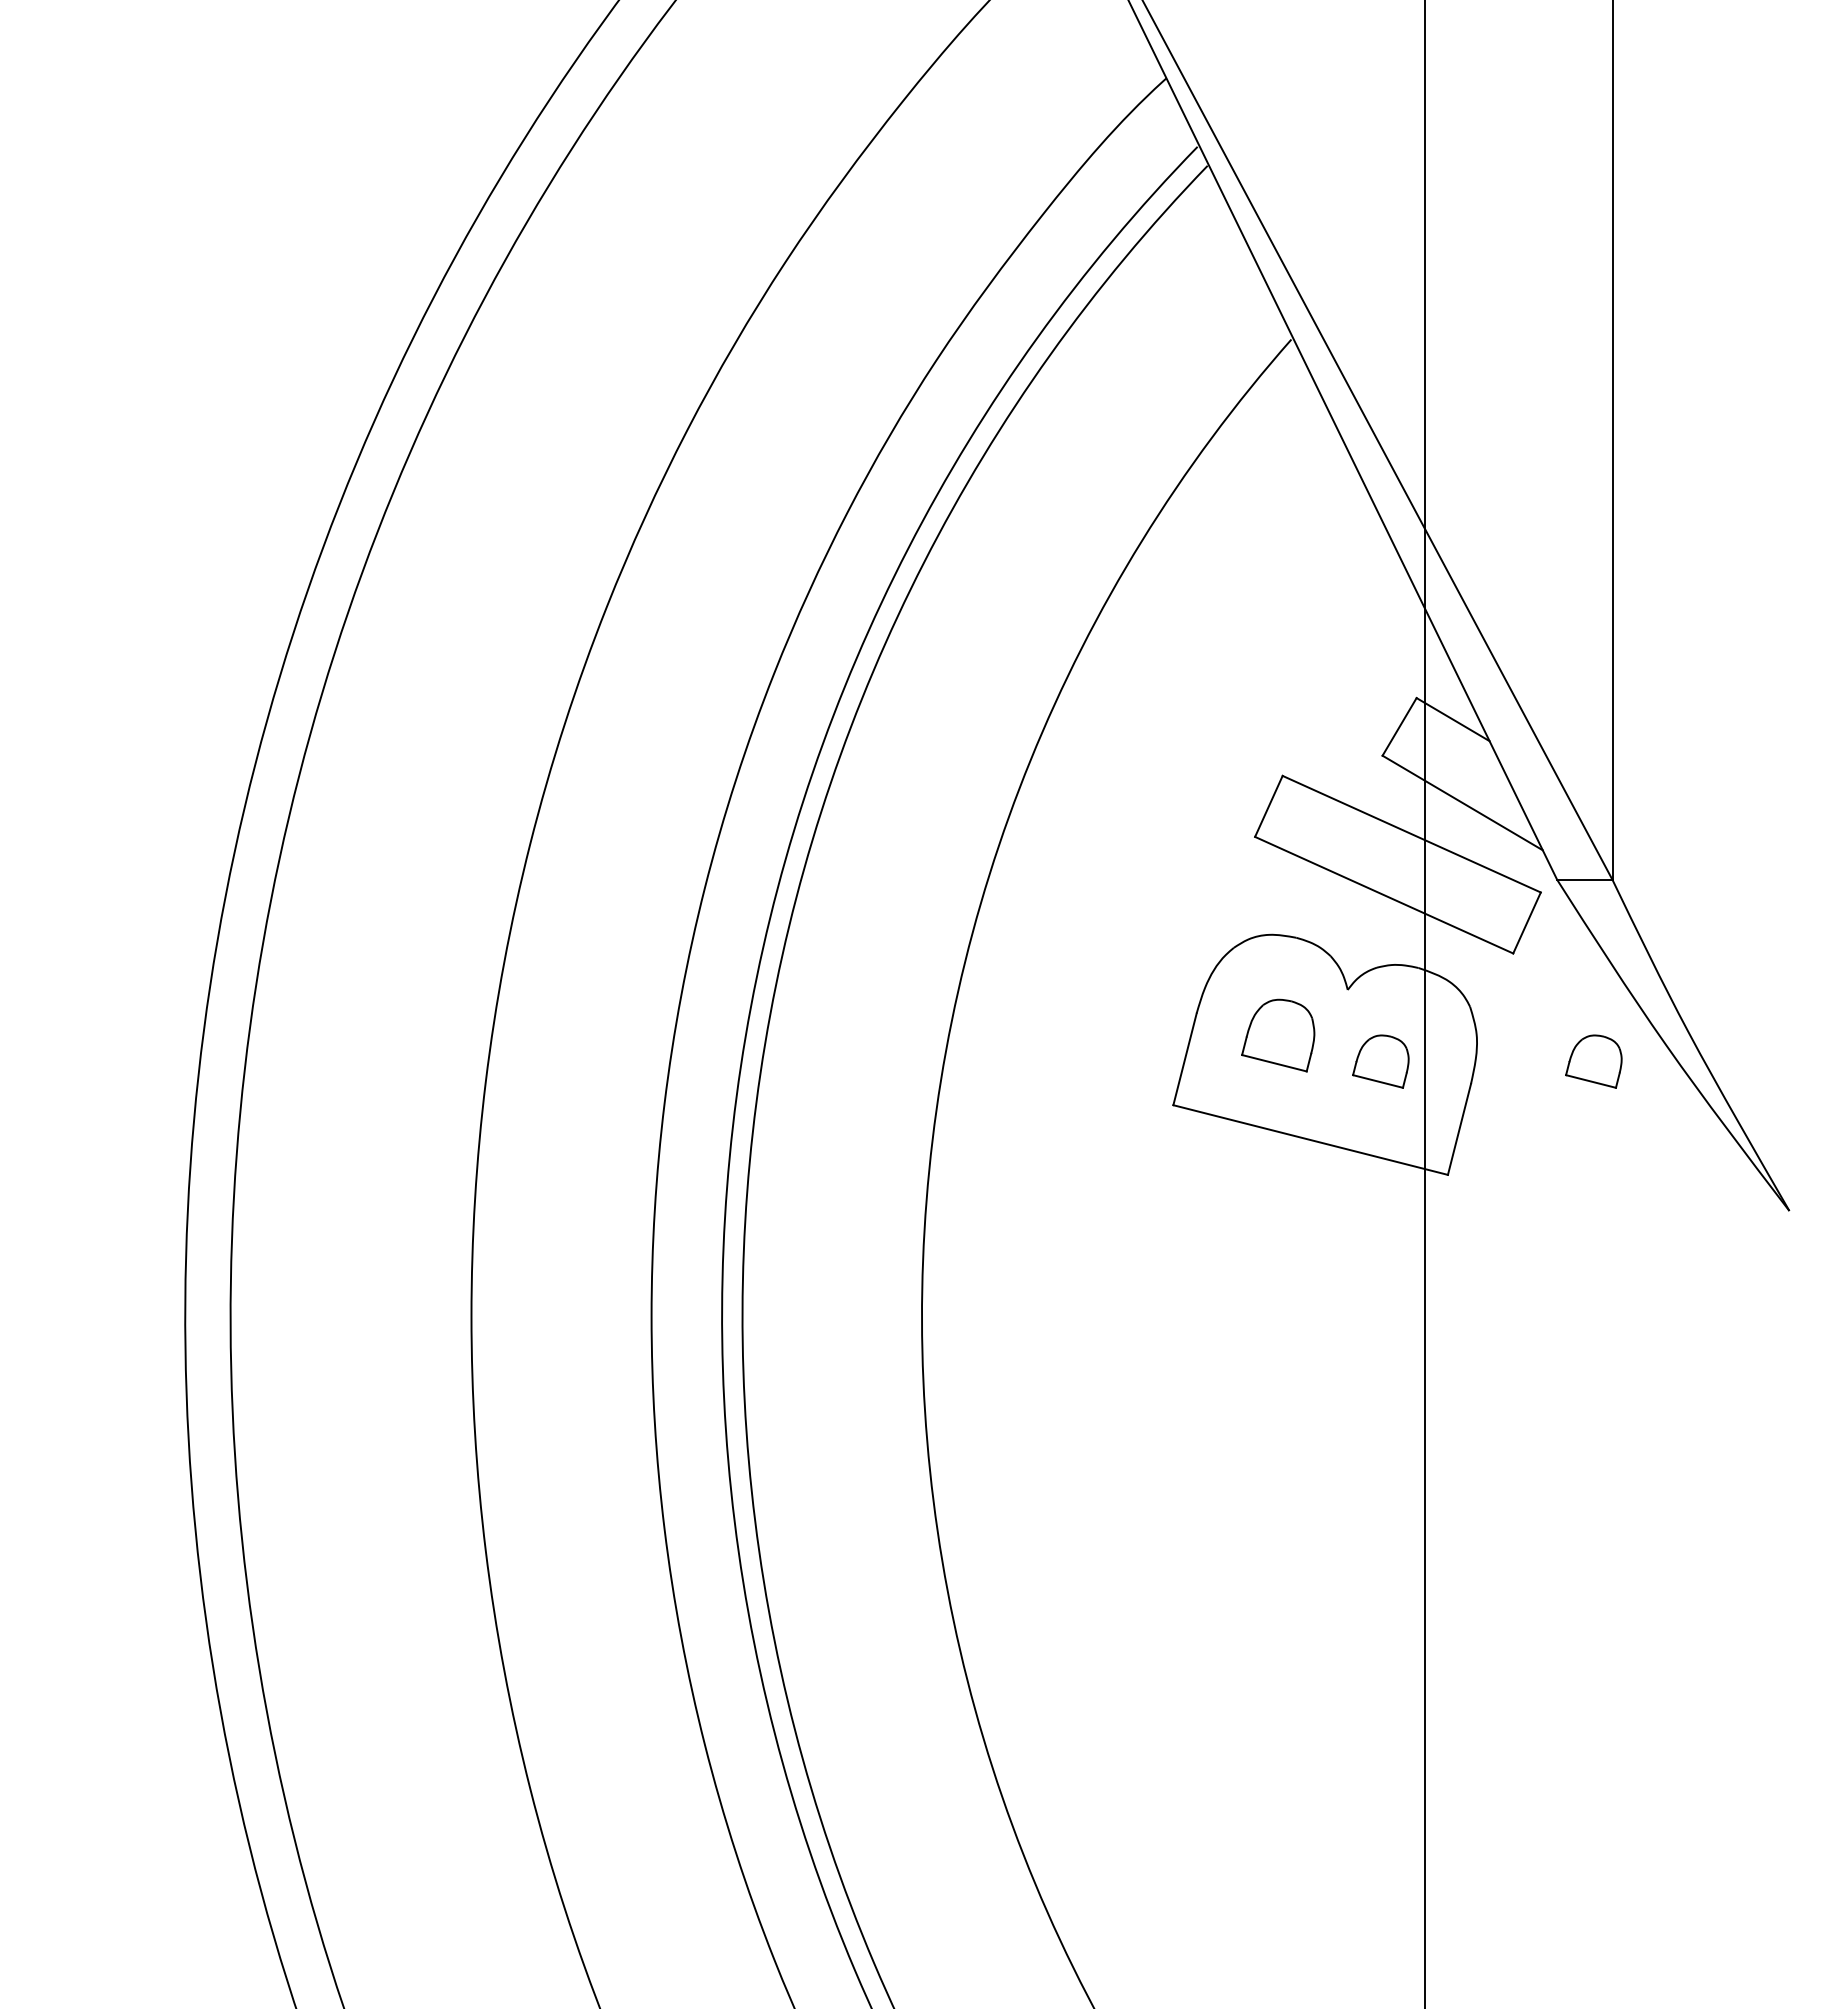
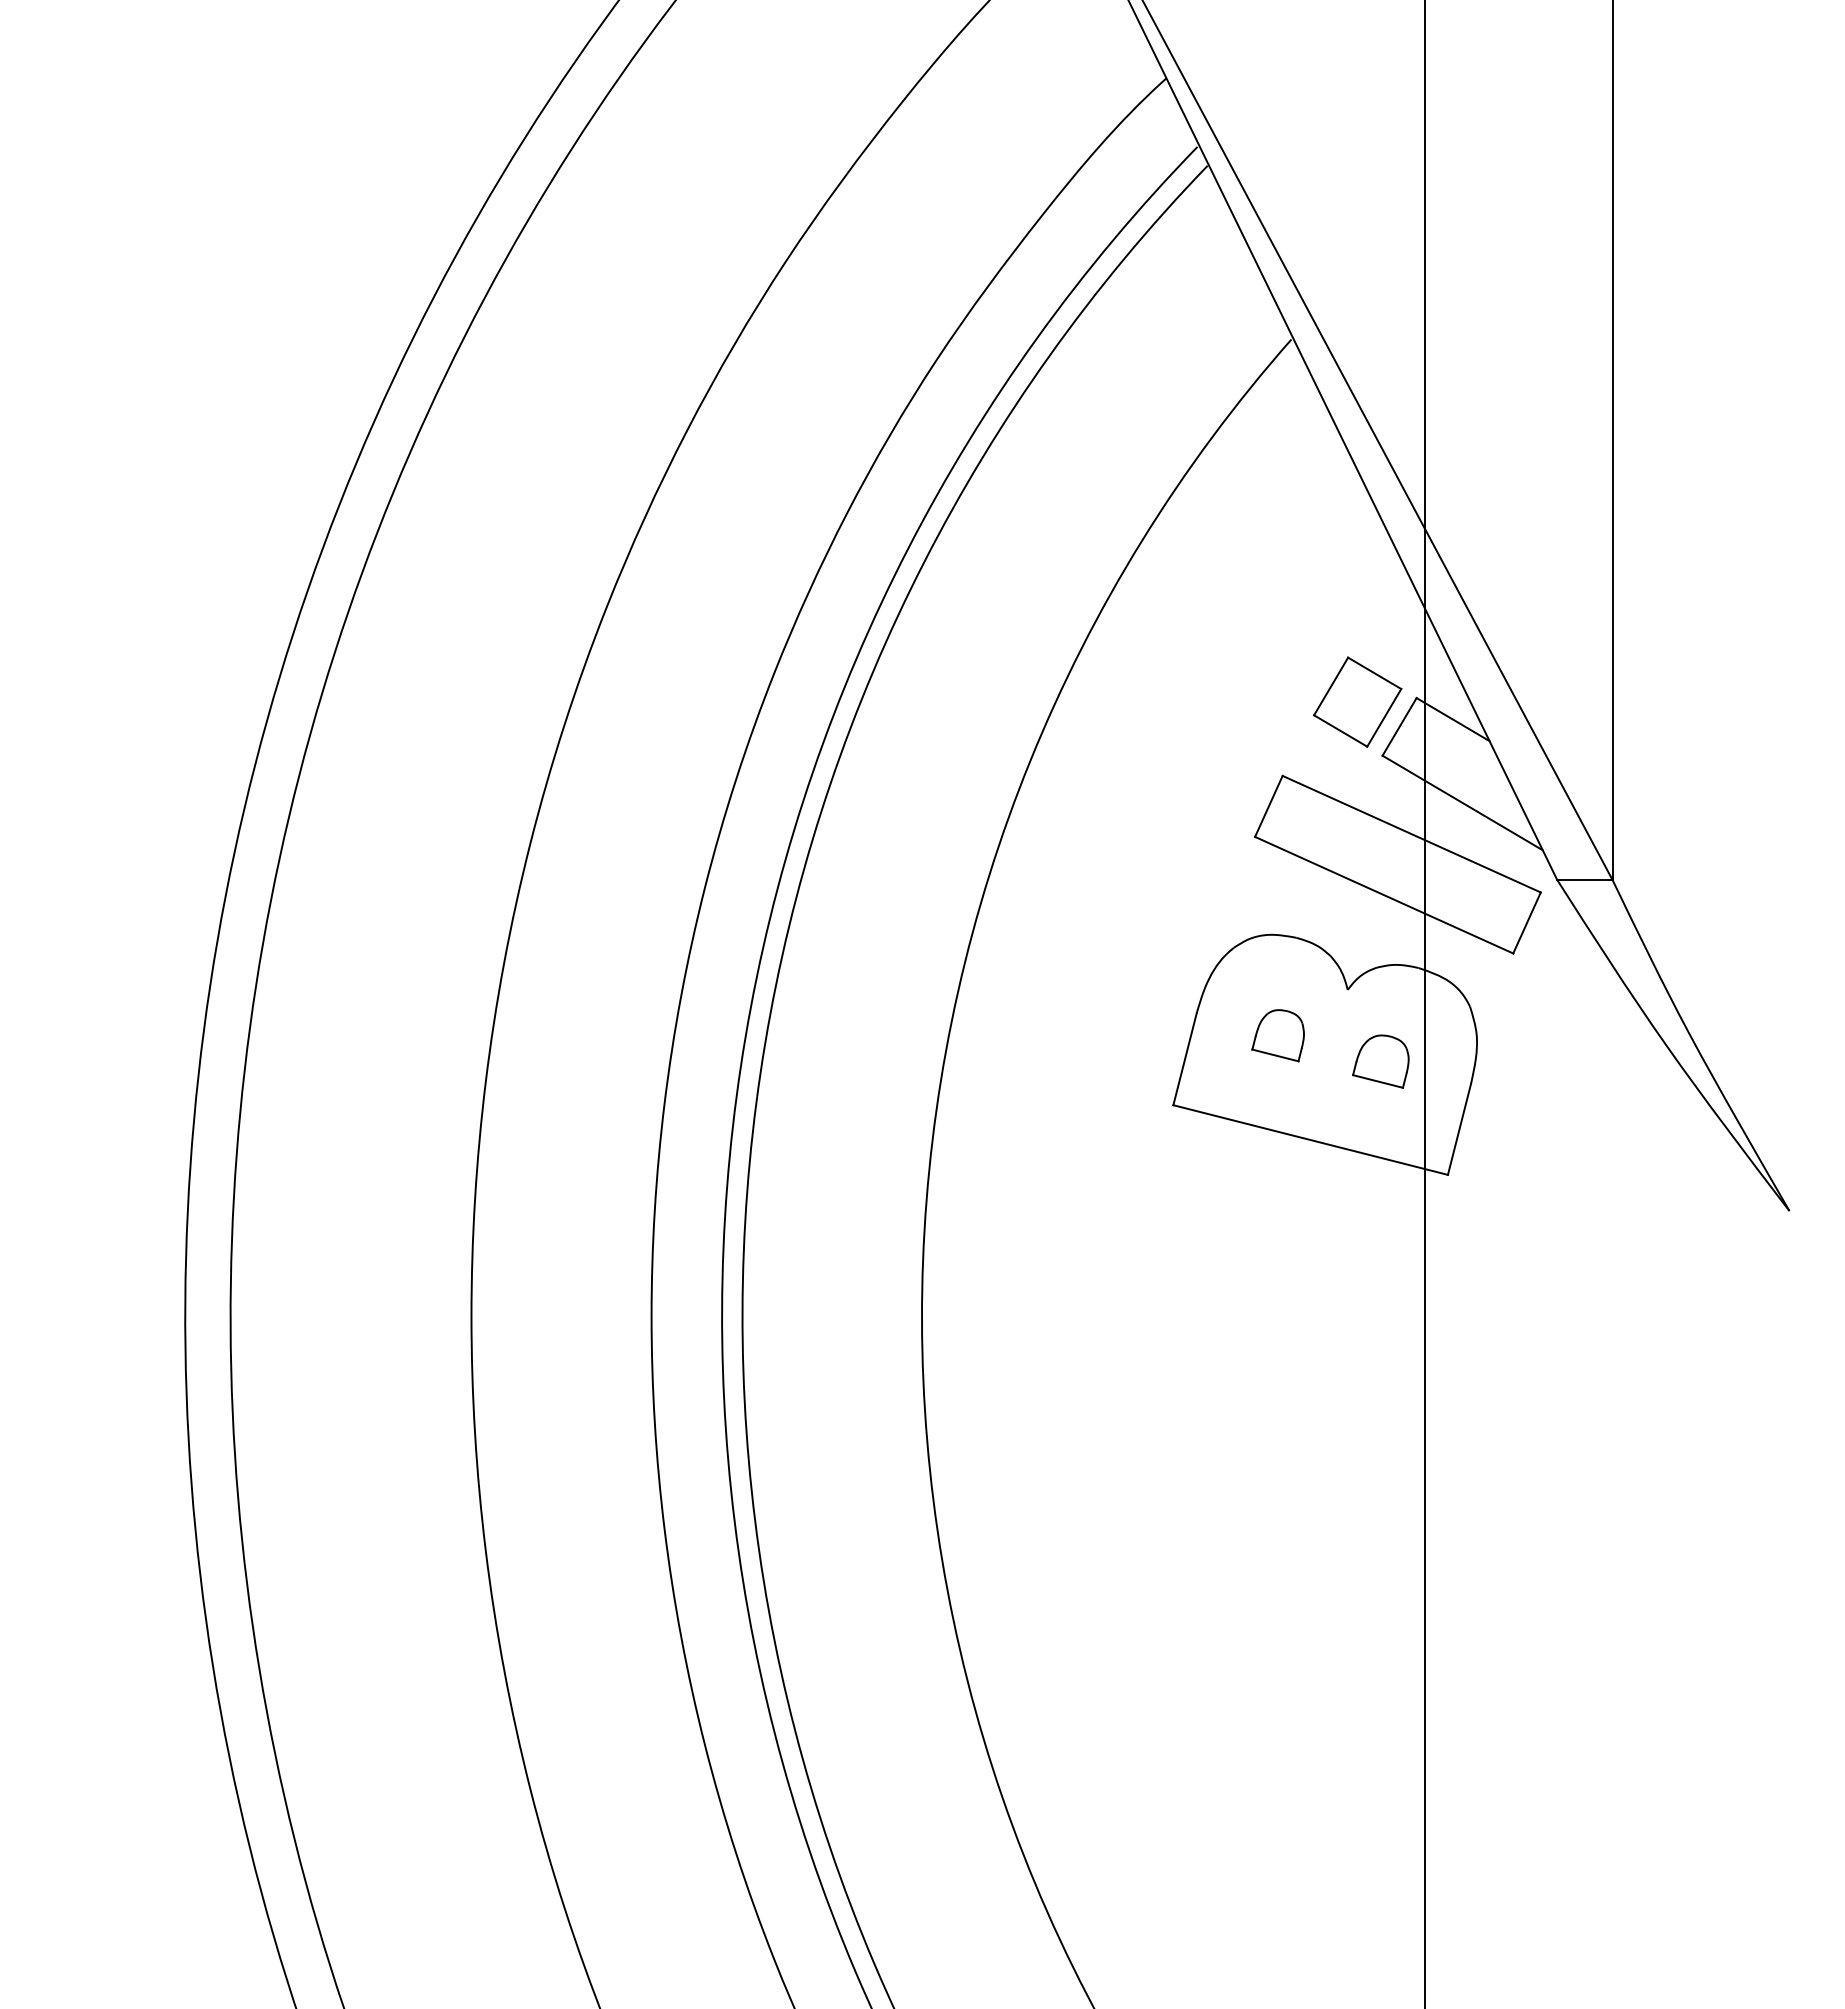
part: none -> present (1357, 701)
part size: 75x75 px -> 54x54 px (1277, 1035)
part: present -> none (1593, 1061)
